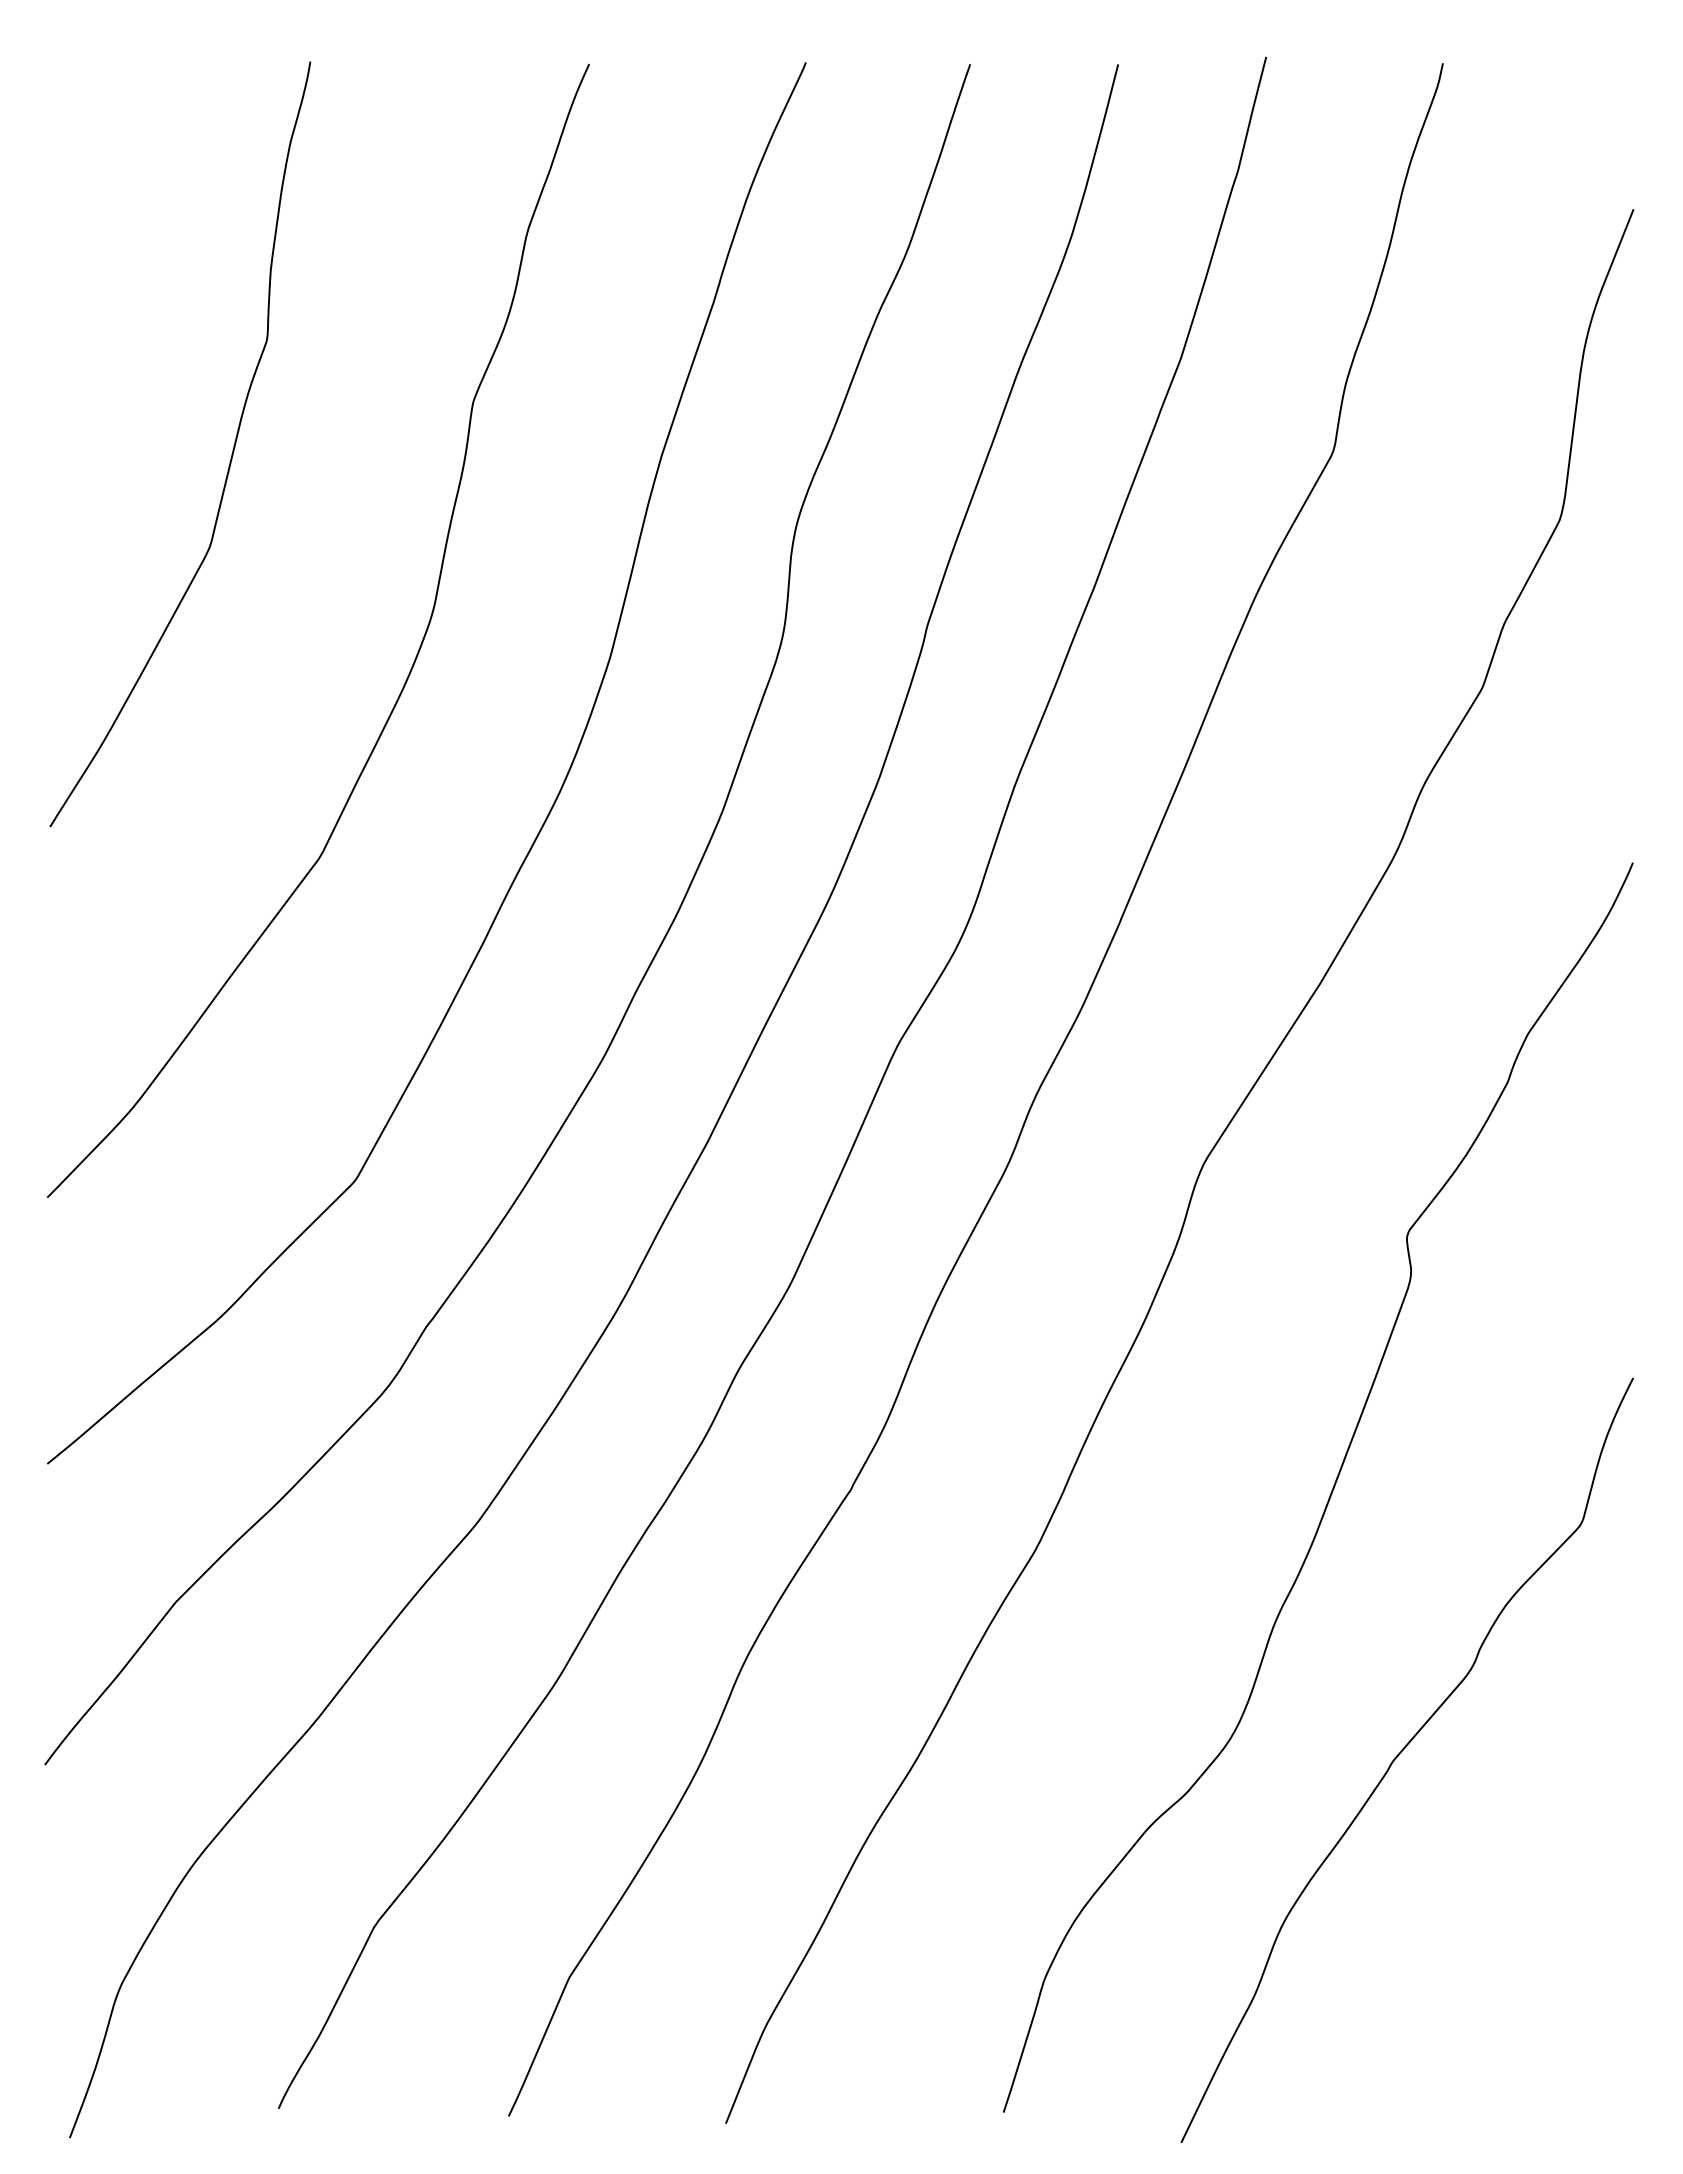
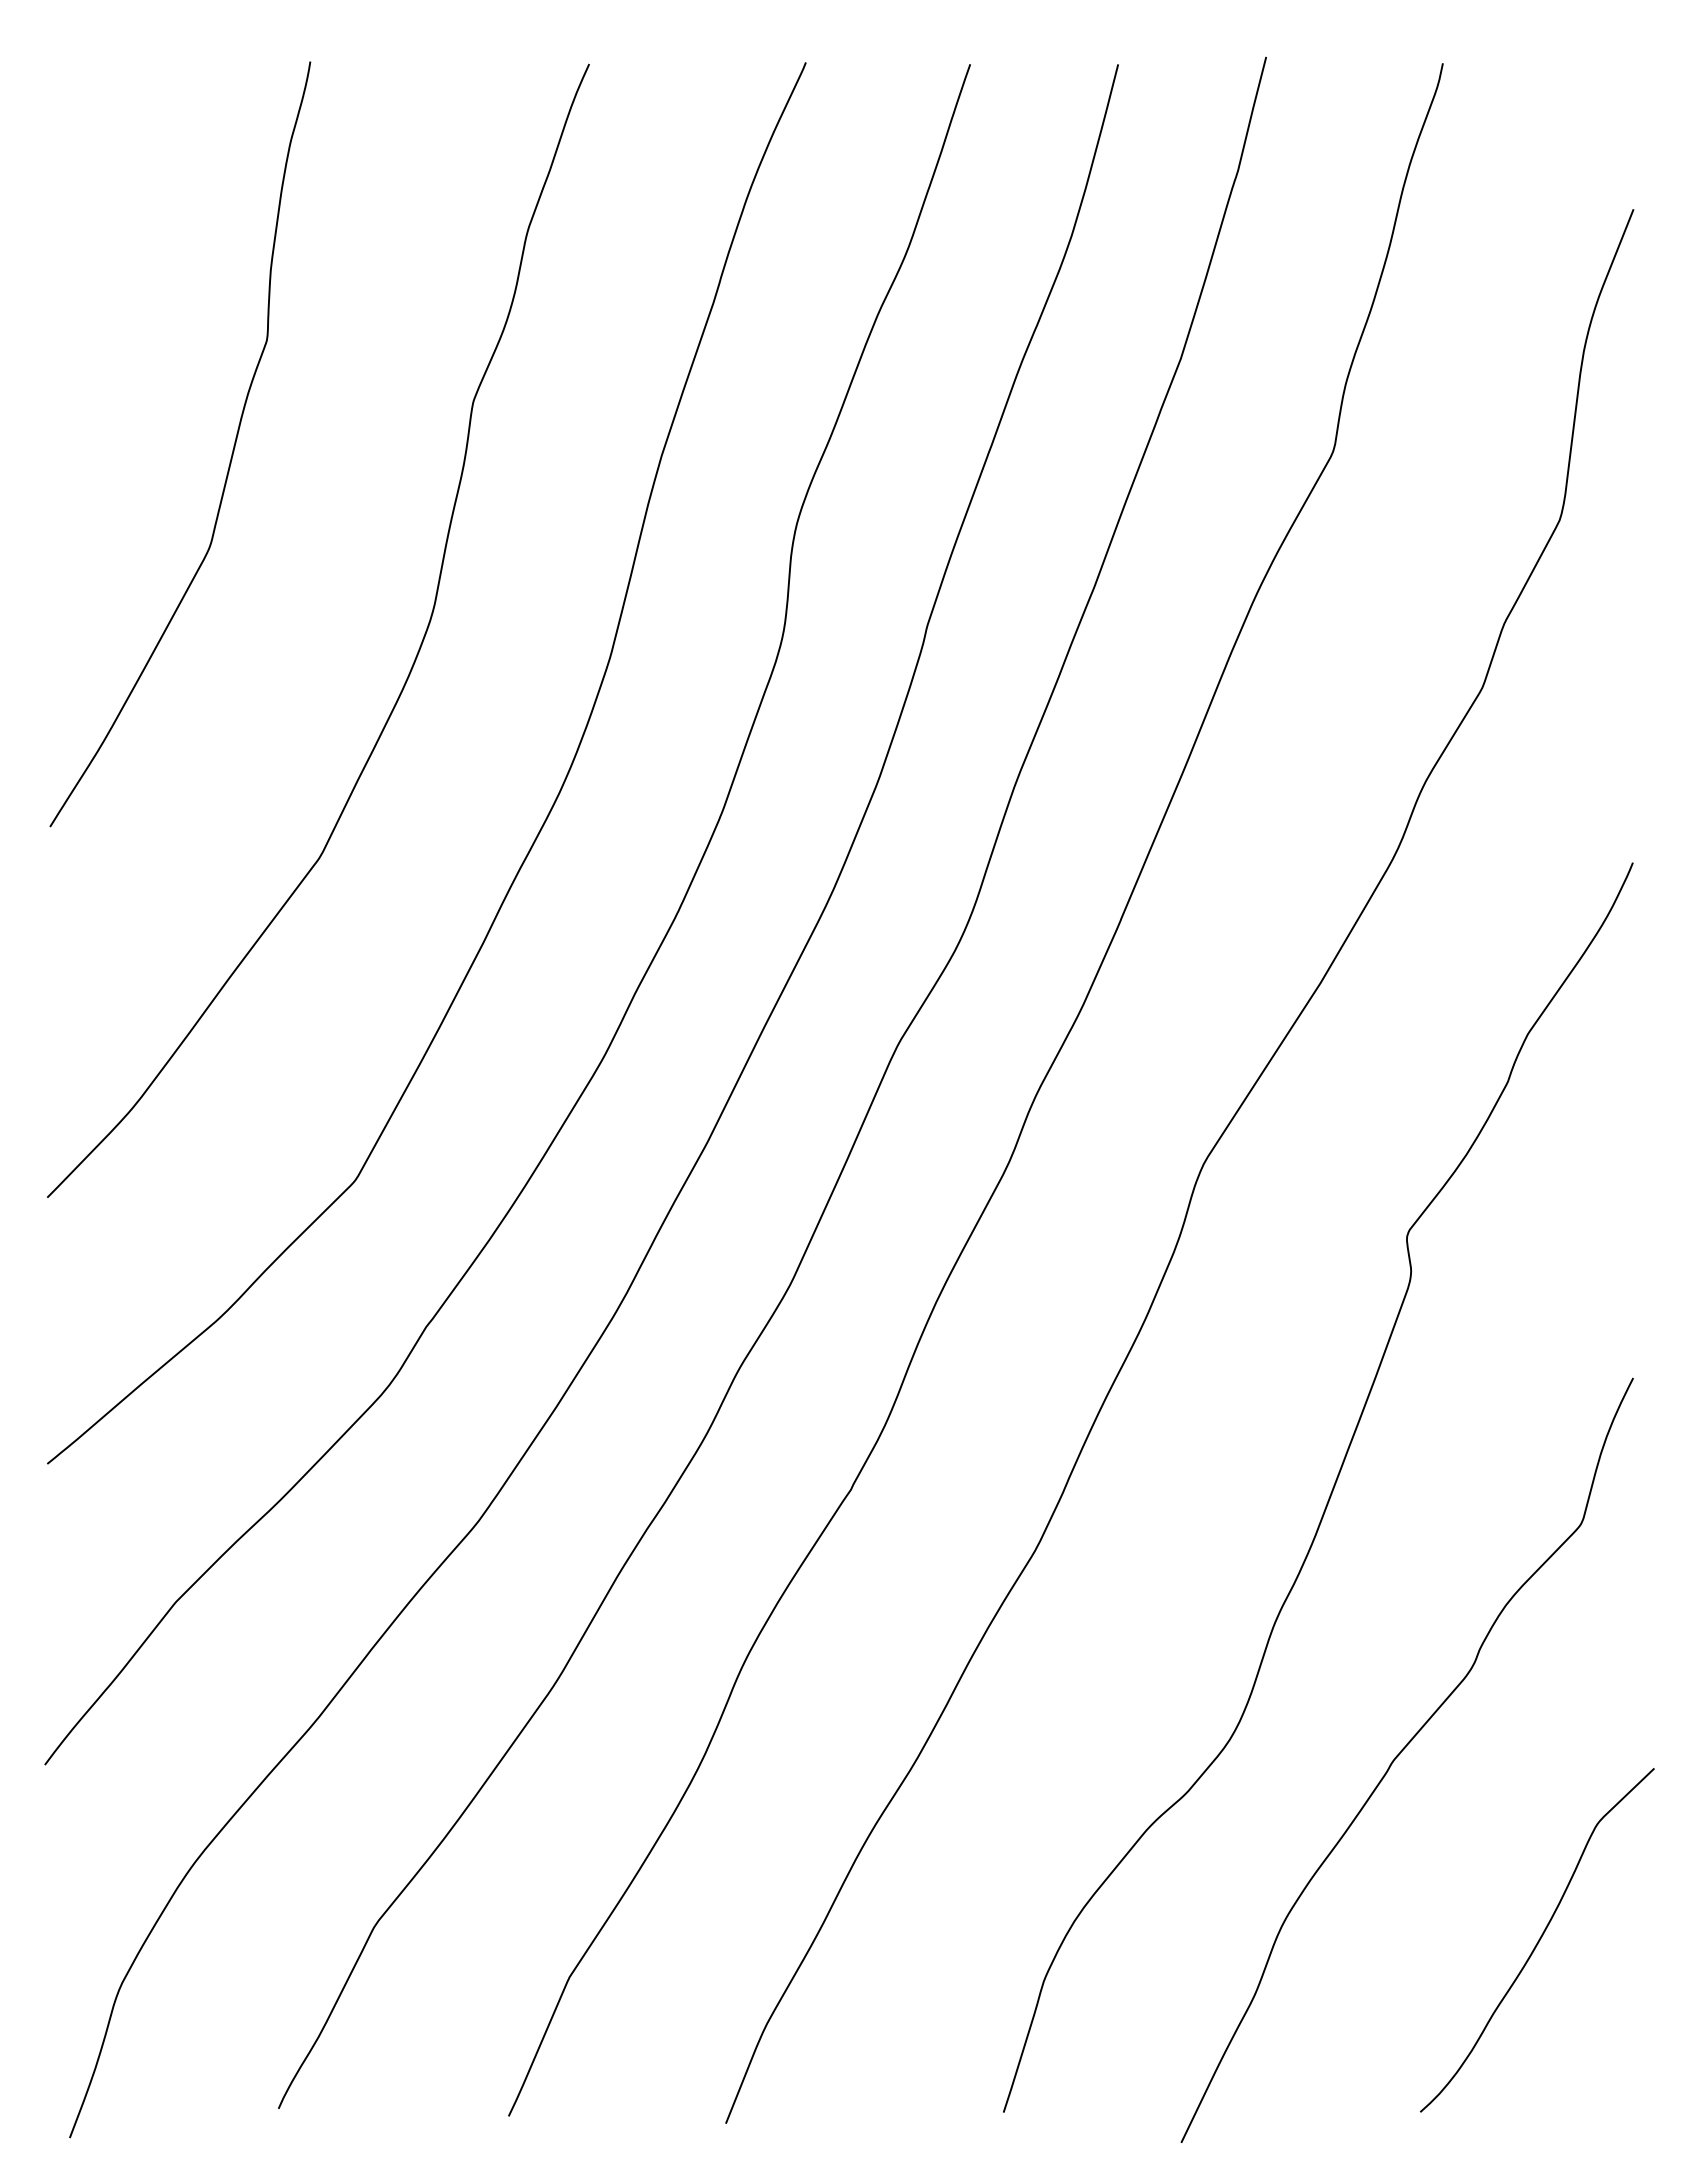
curve: none -> present (1538, 1940)
